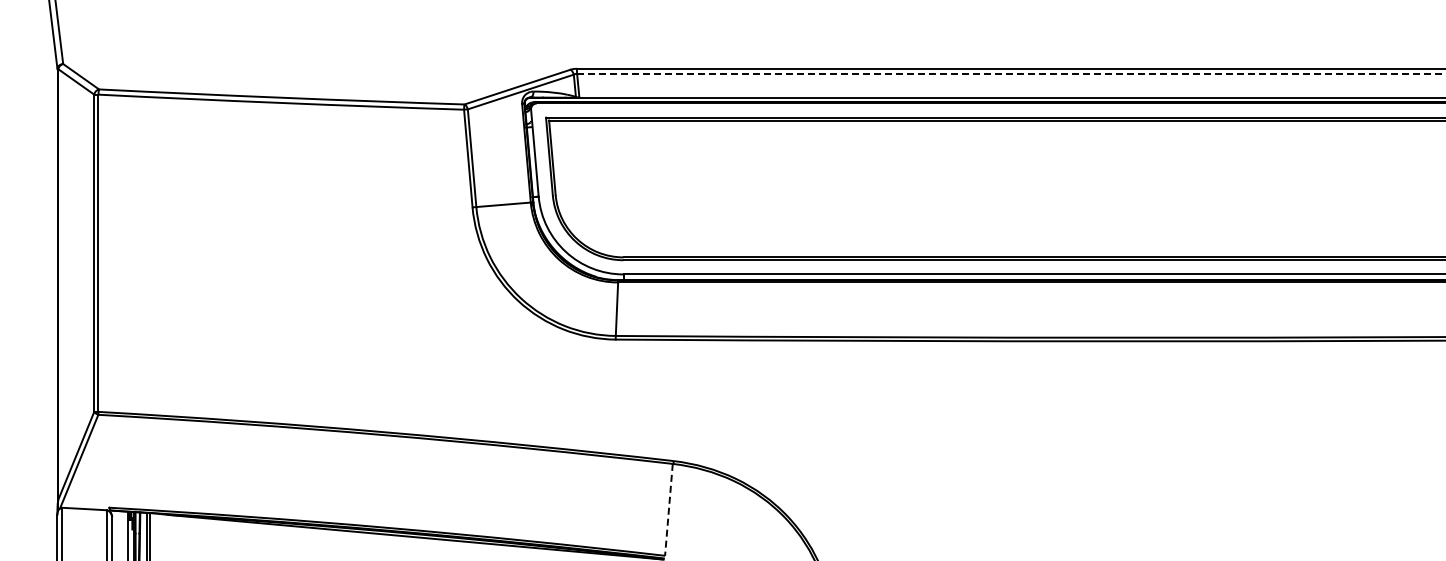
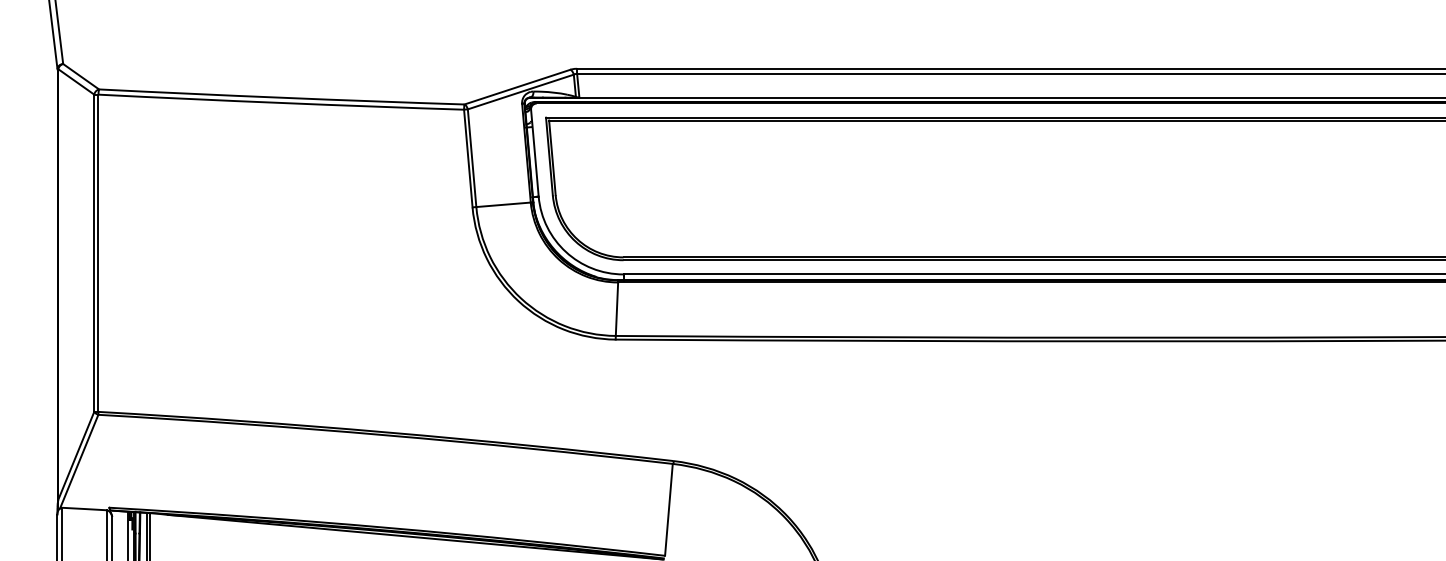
line: dashed -> solid (1012, 74)
line: dashed -> solid (668, 510)
